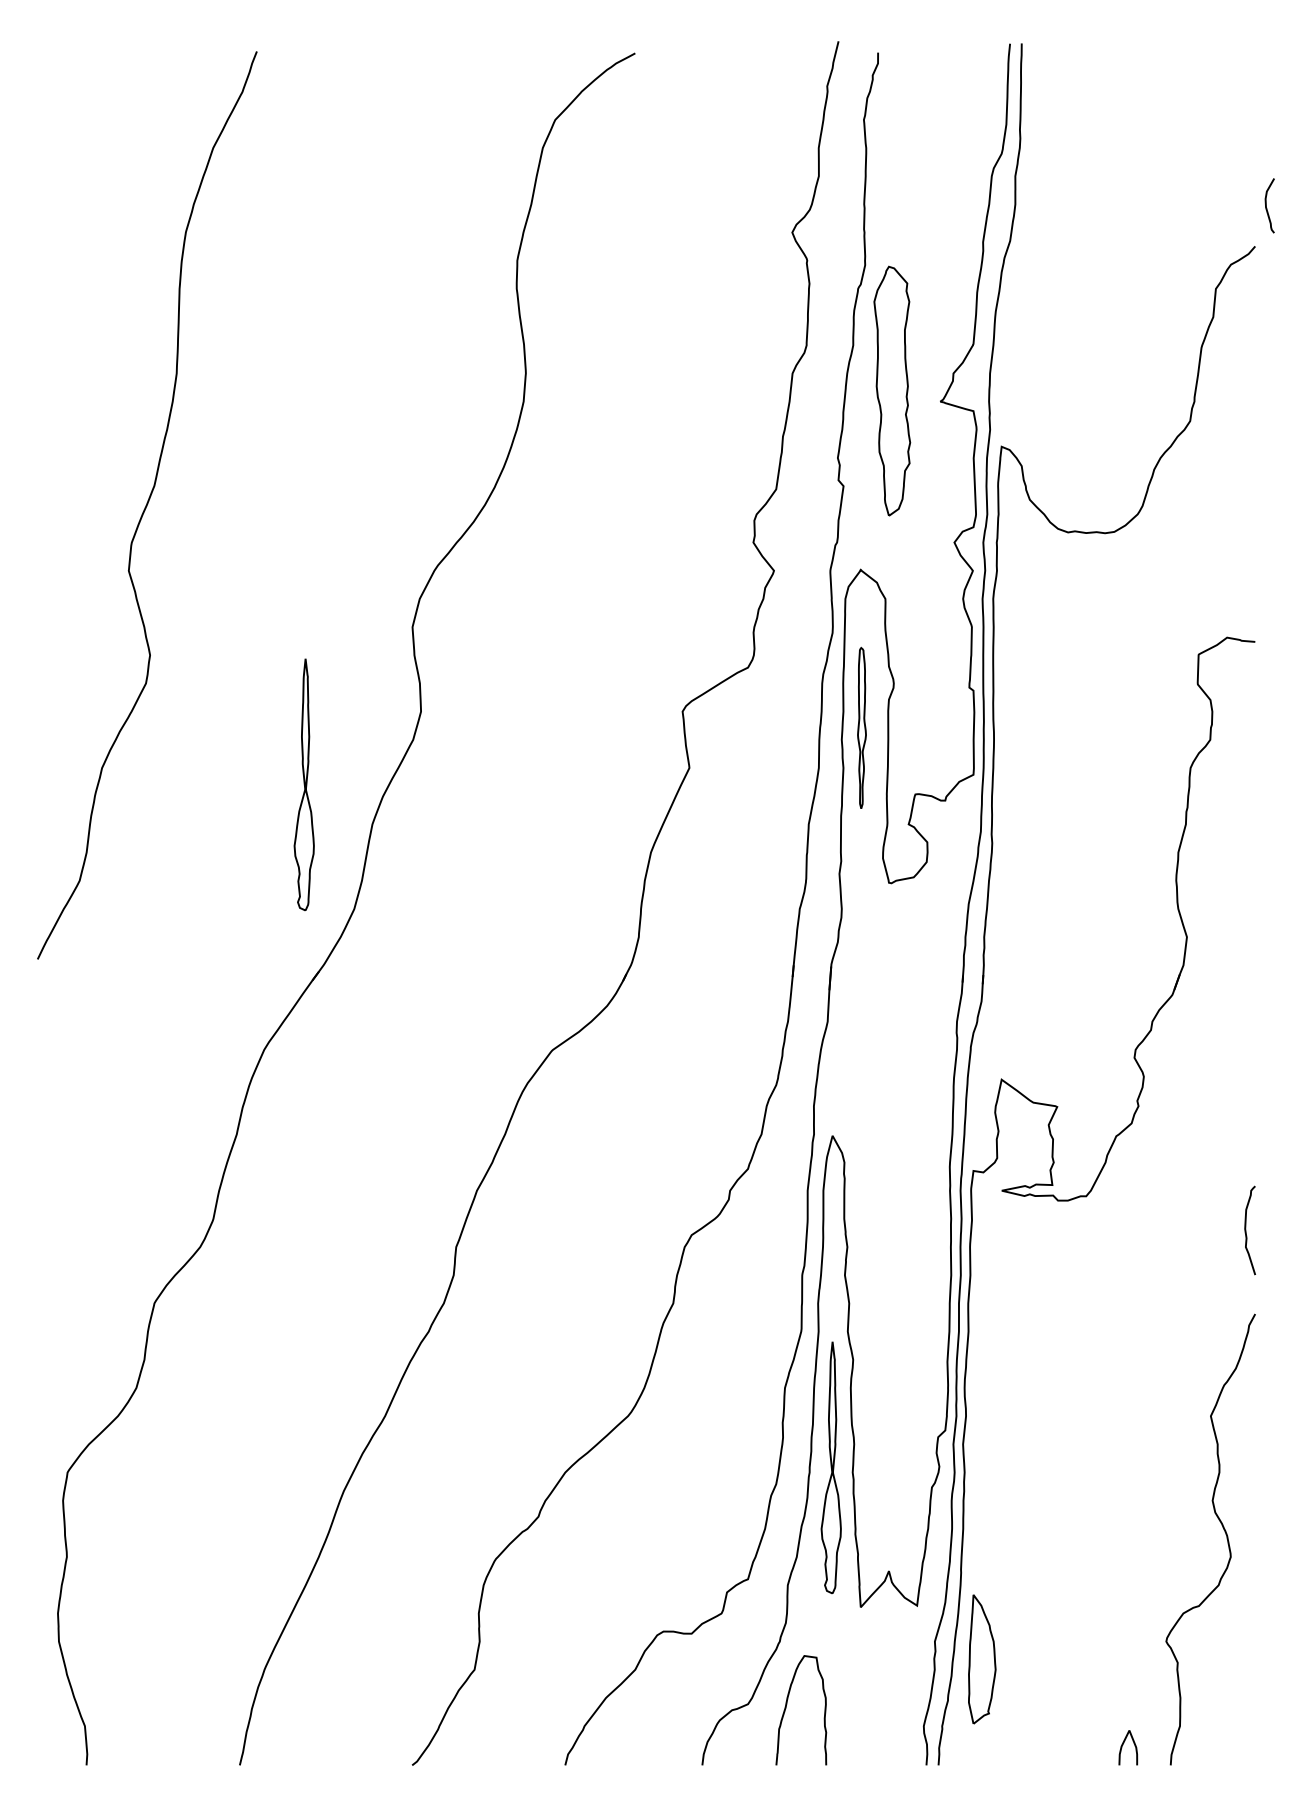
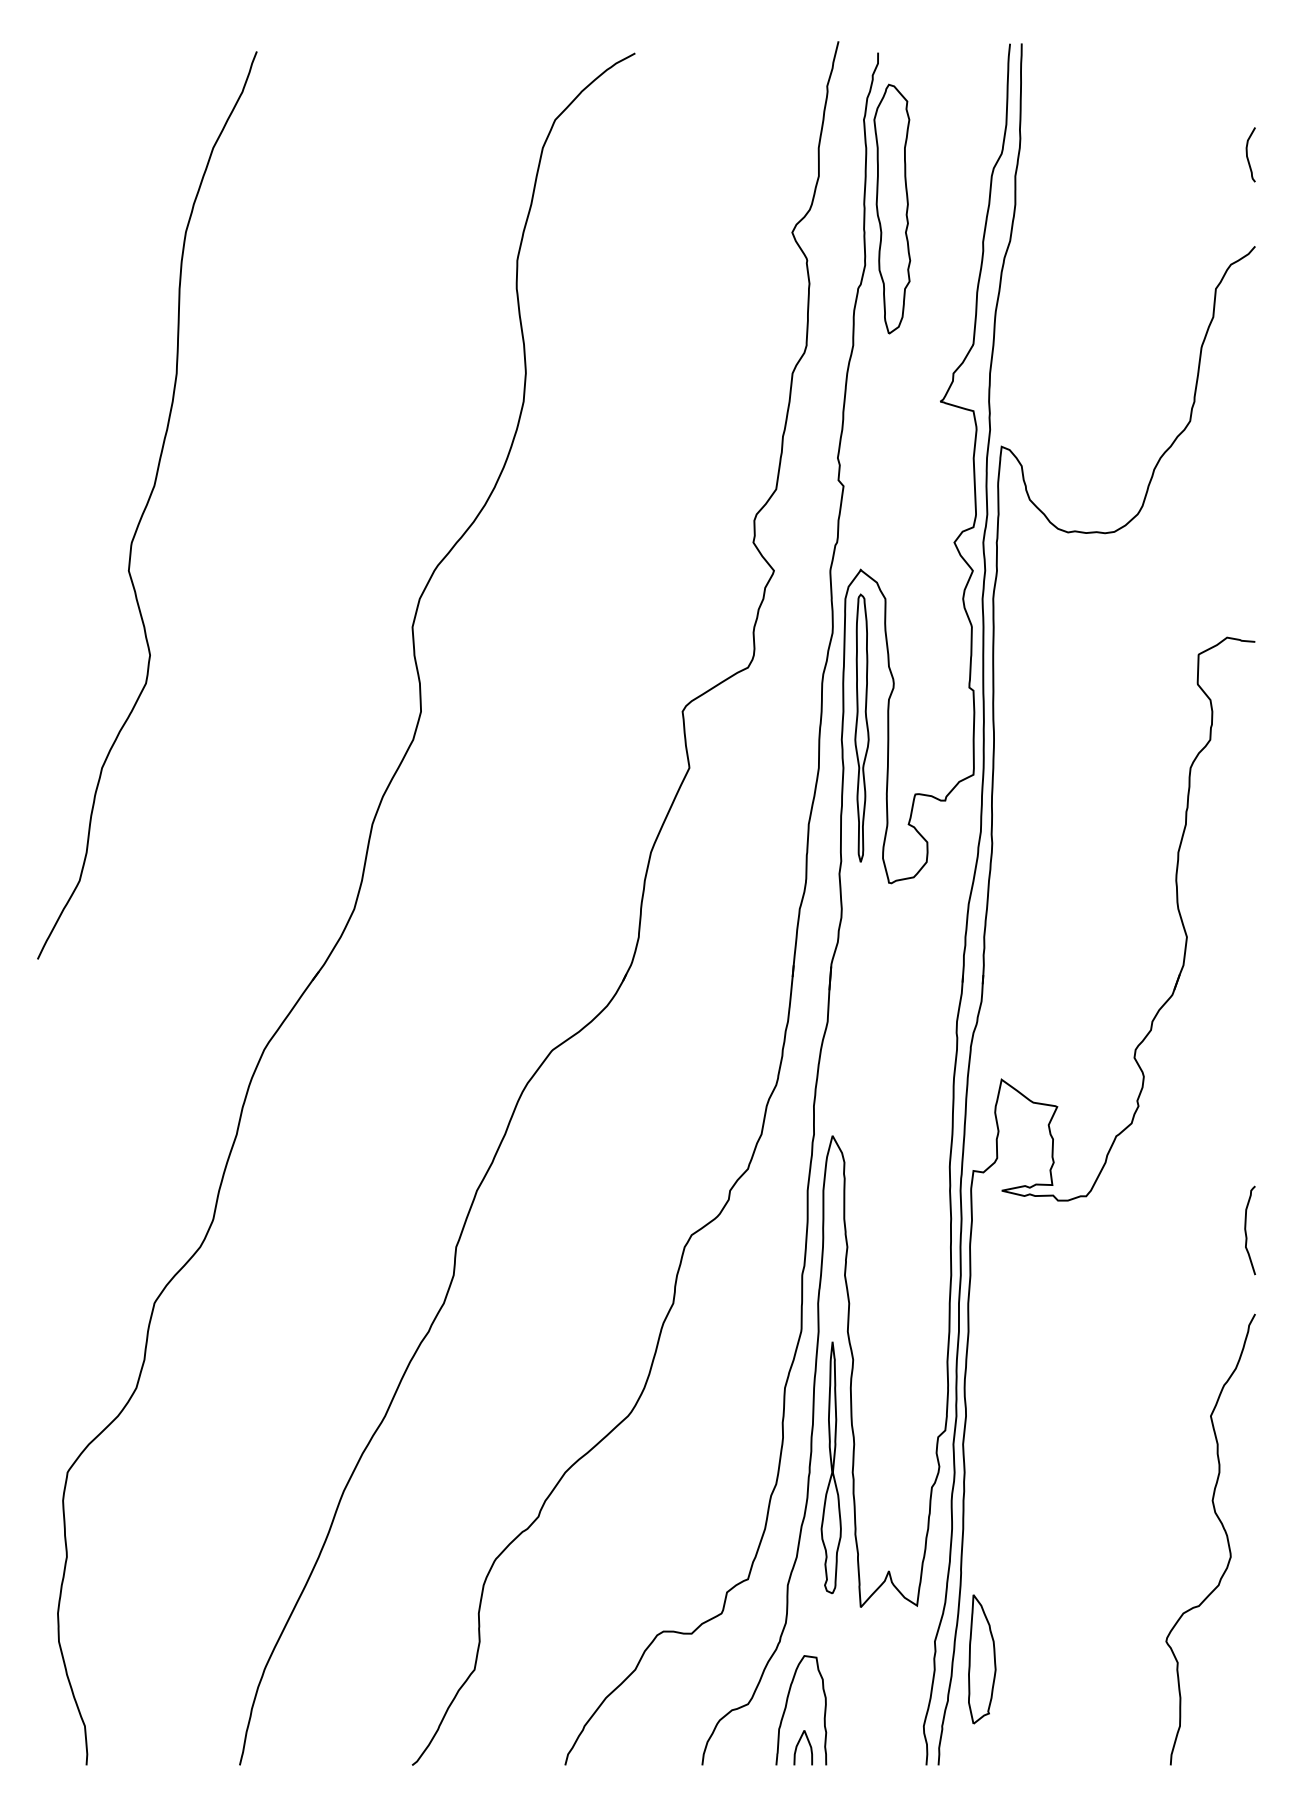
curve position: (1266, 205) -> (1247, 154) (1247, 154)
part position: (892, 390) -> (892, 208) (892, 208)
part size: 10x163 px -> 16x270 px (861, 727)
part: present -> none (303, 784)
curve position: (1123, 1745) -> (798, 1745) (798, 1745)
